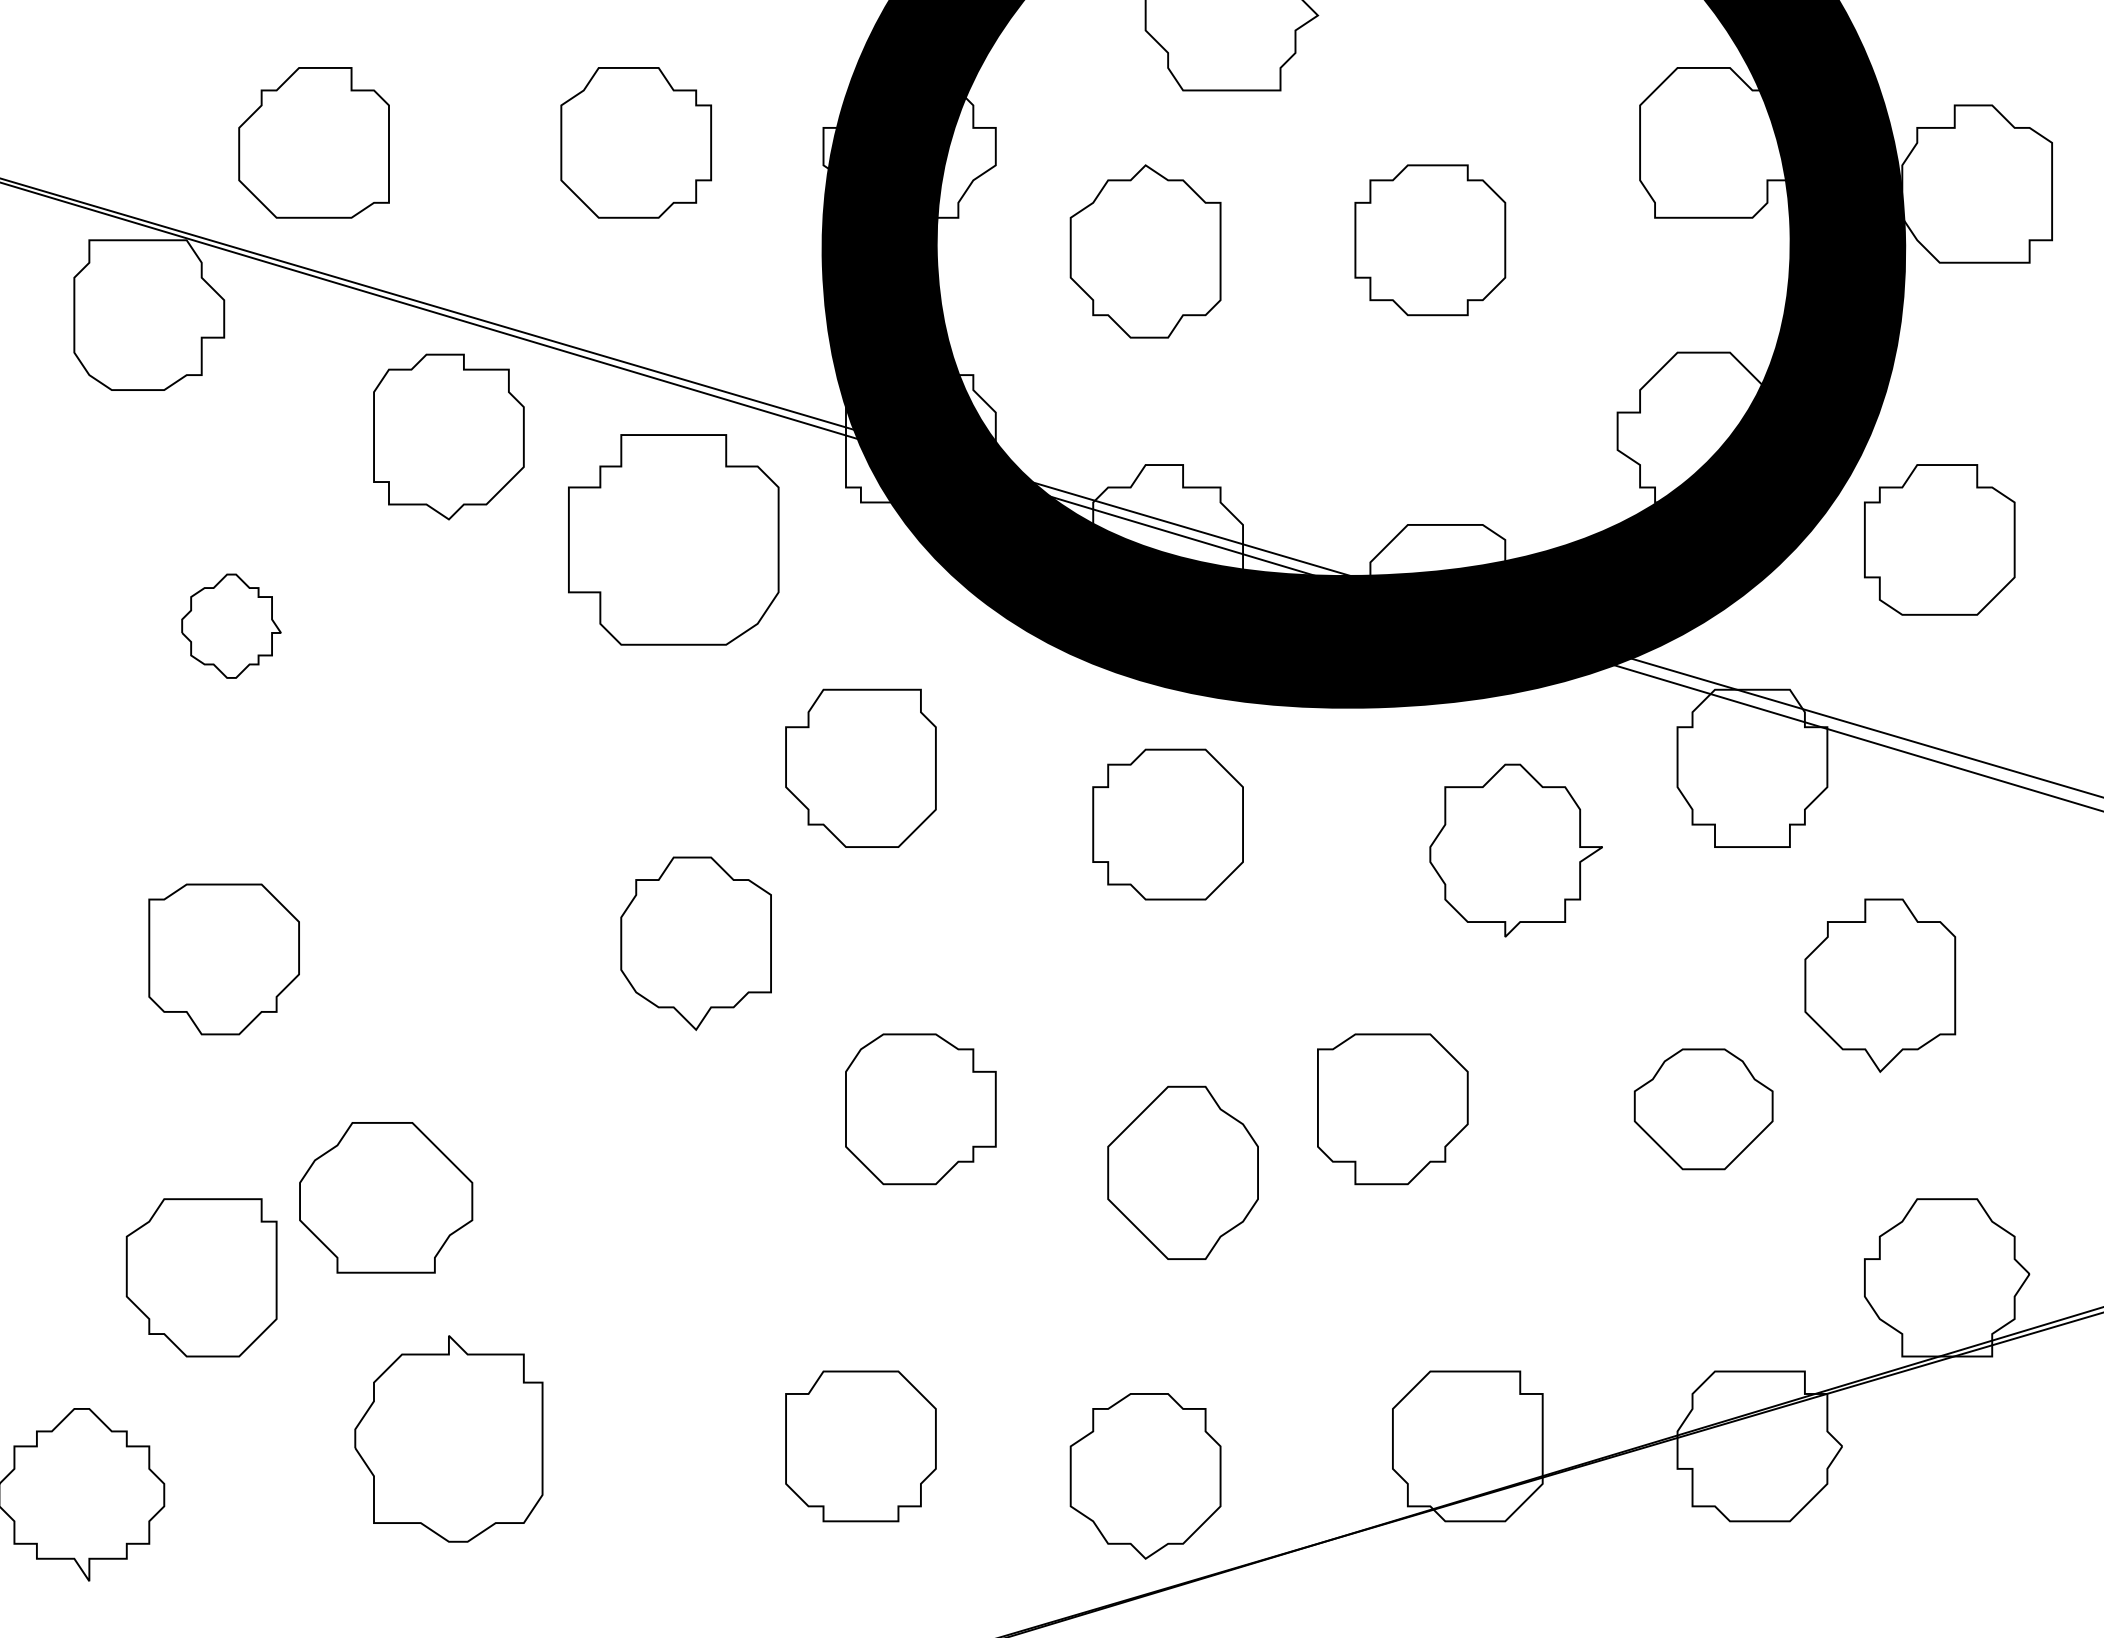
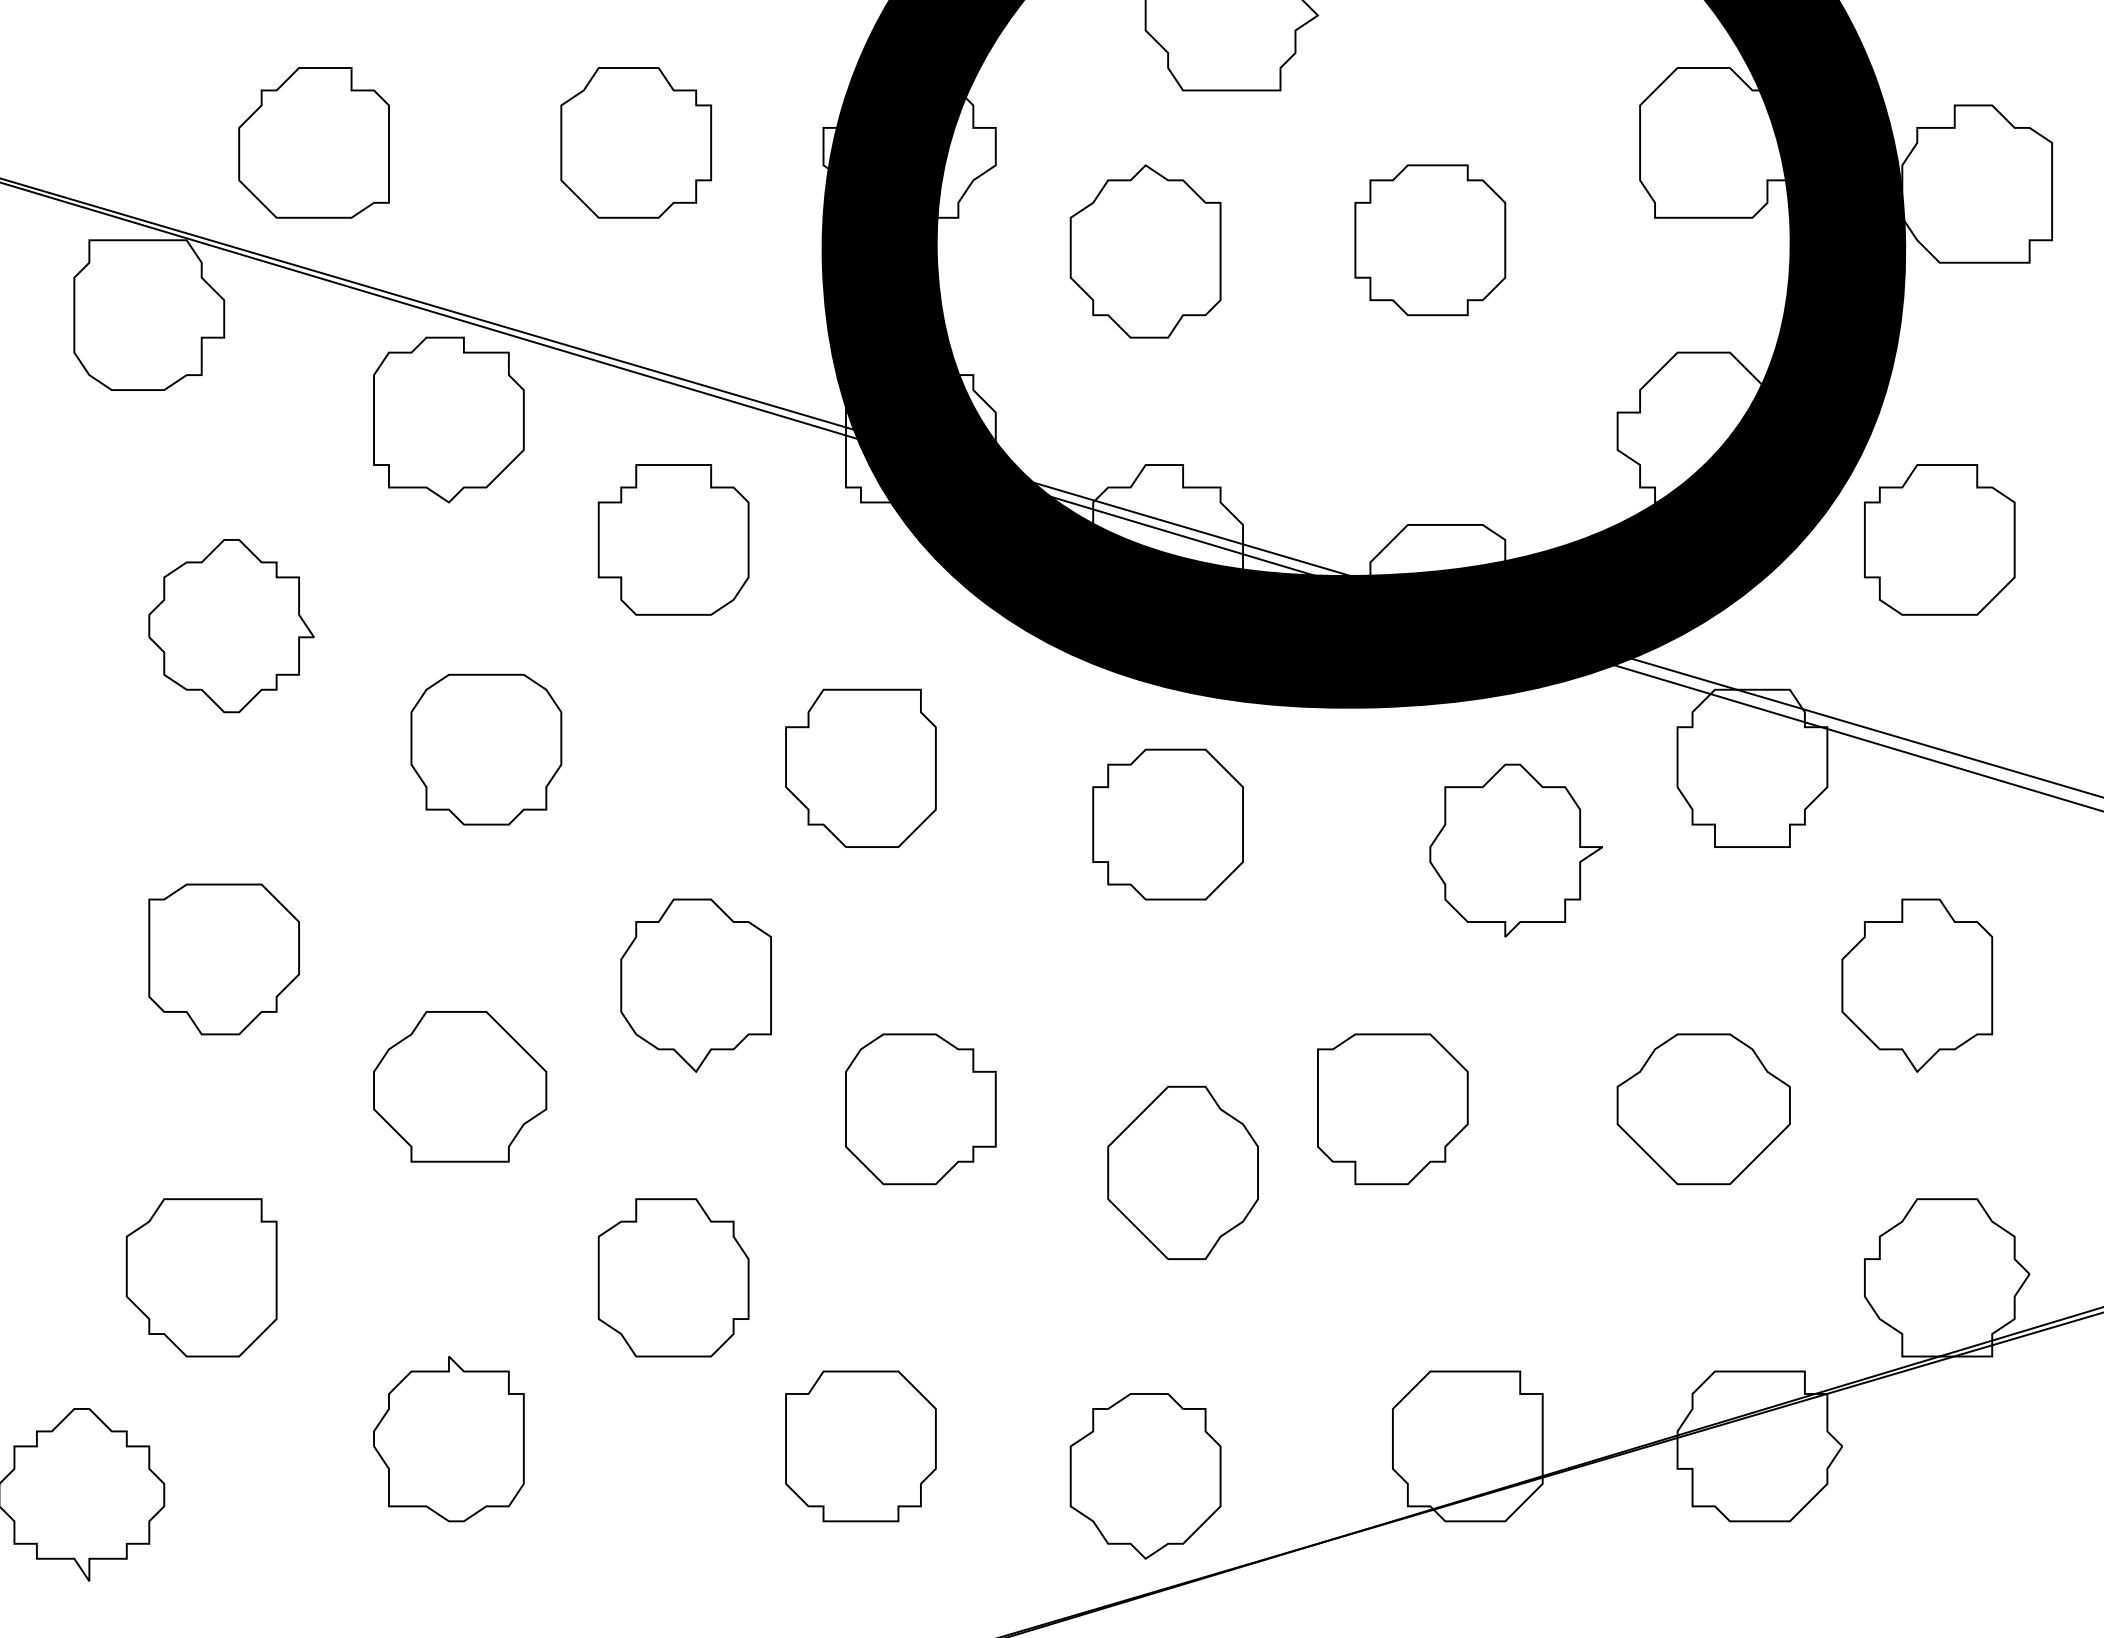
part position: (448, 436) -> (448, 419) (448, 419)
part size: 212x212 px -> 153x152 px (673, 539)
part size: 101x106 px -> 167x175 px (231, 626)
part: none -> present (486, 749)
part position: (695, 943) -> (695, 985) (695, 985)
part position: (1880, 985) -> (1917, 985) (1917, 985)
part size: 141x123 px -> 175x153 px (1703, 1109)
part position: (386, 1197) -> (460, 1086) (460, 1086)
part: none -> present (673, 1277)
part size: 190x208 px -> 152x167 px (448, 1439)
